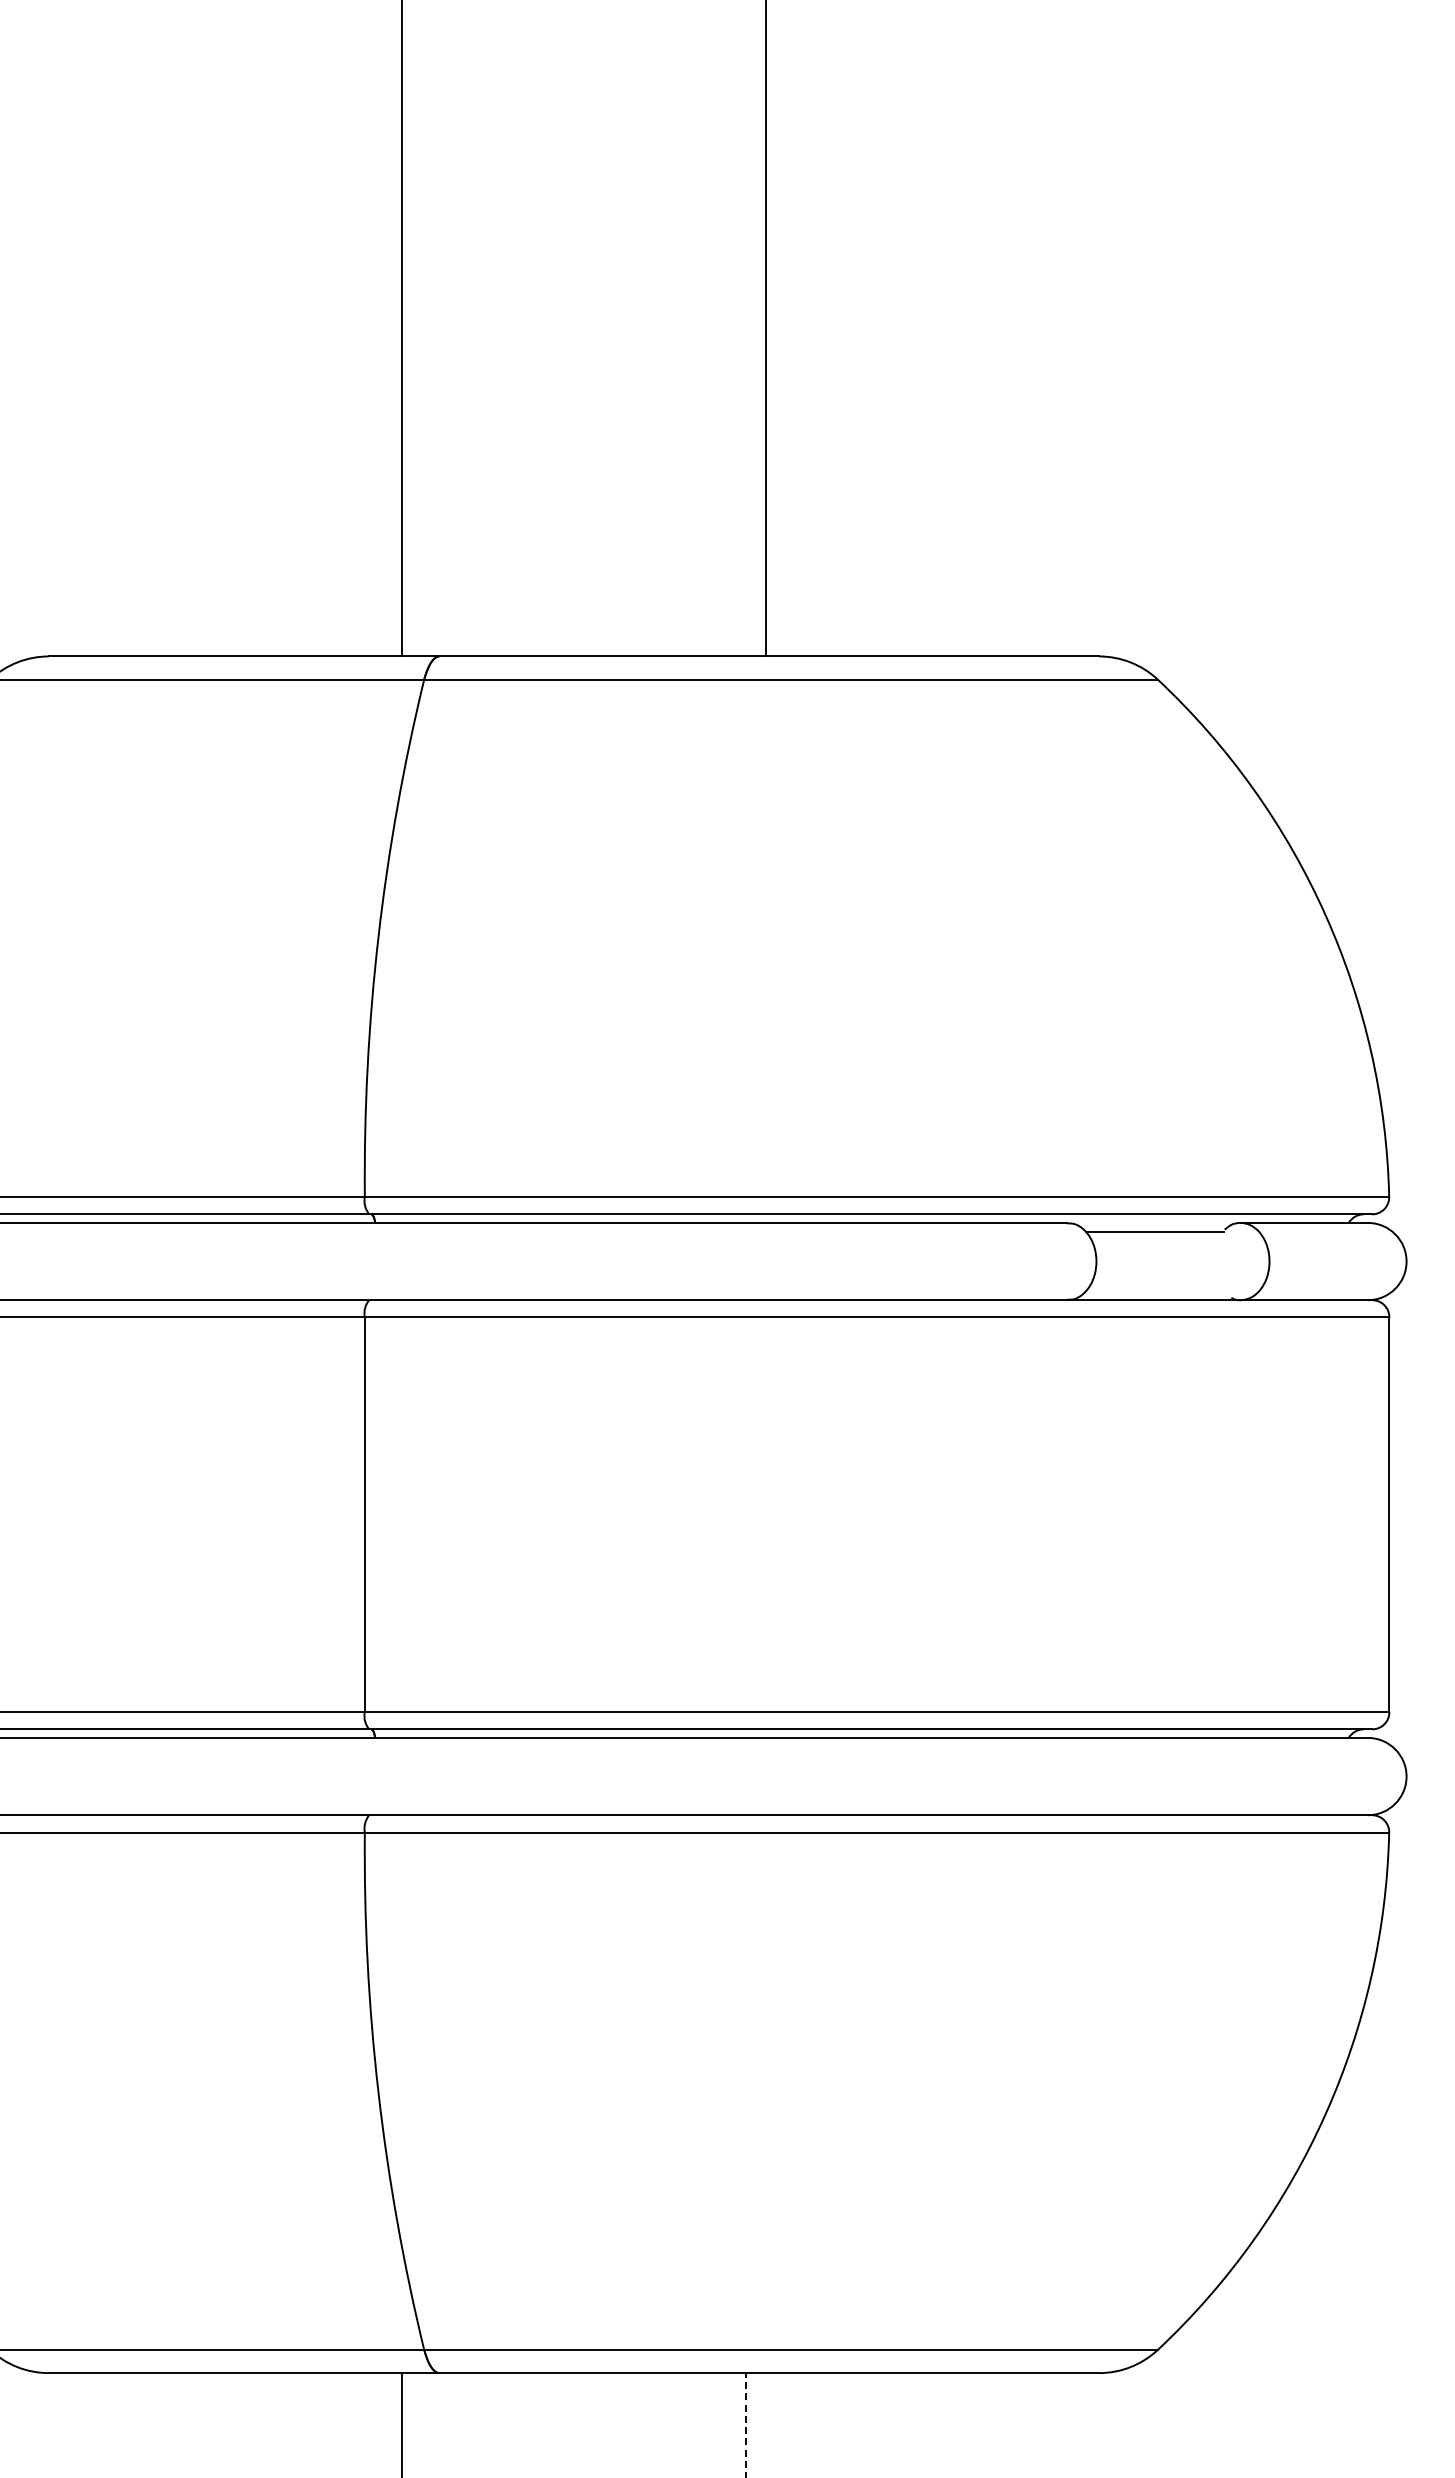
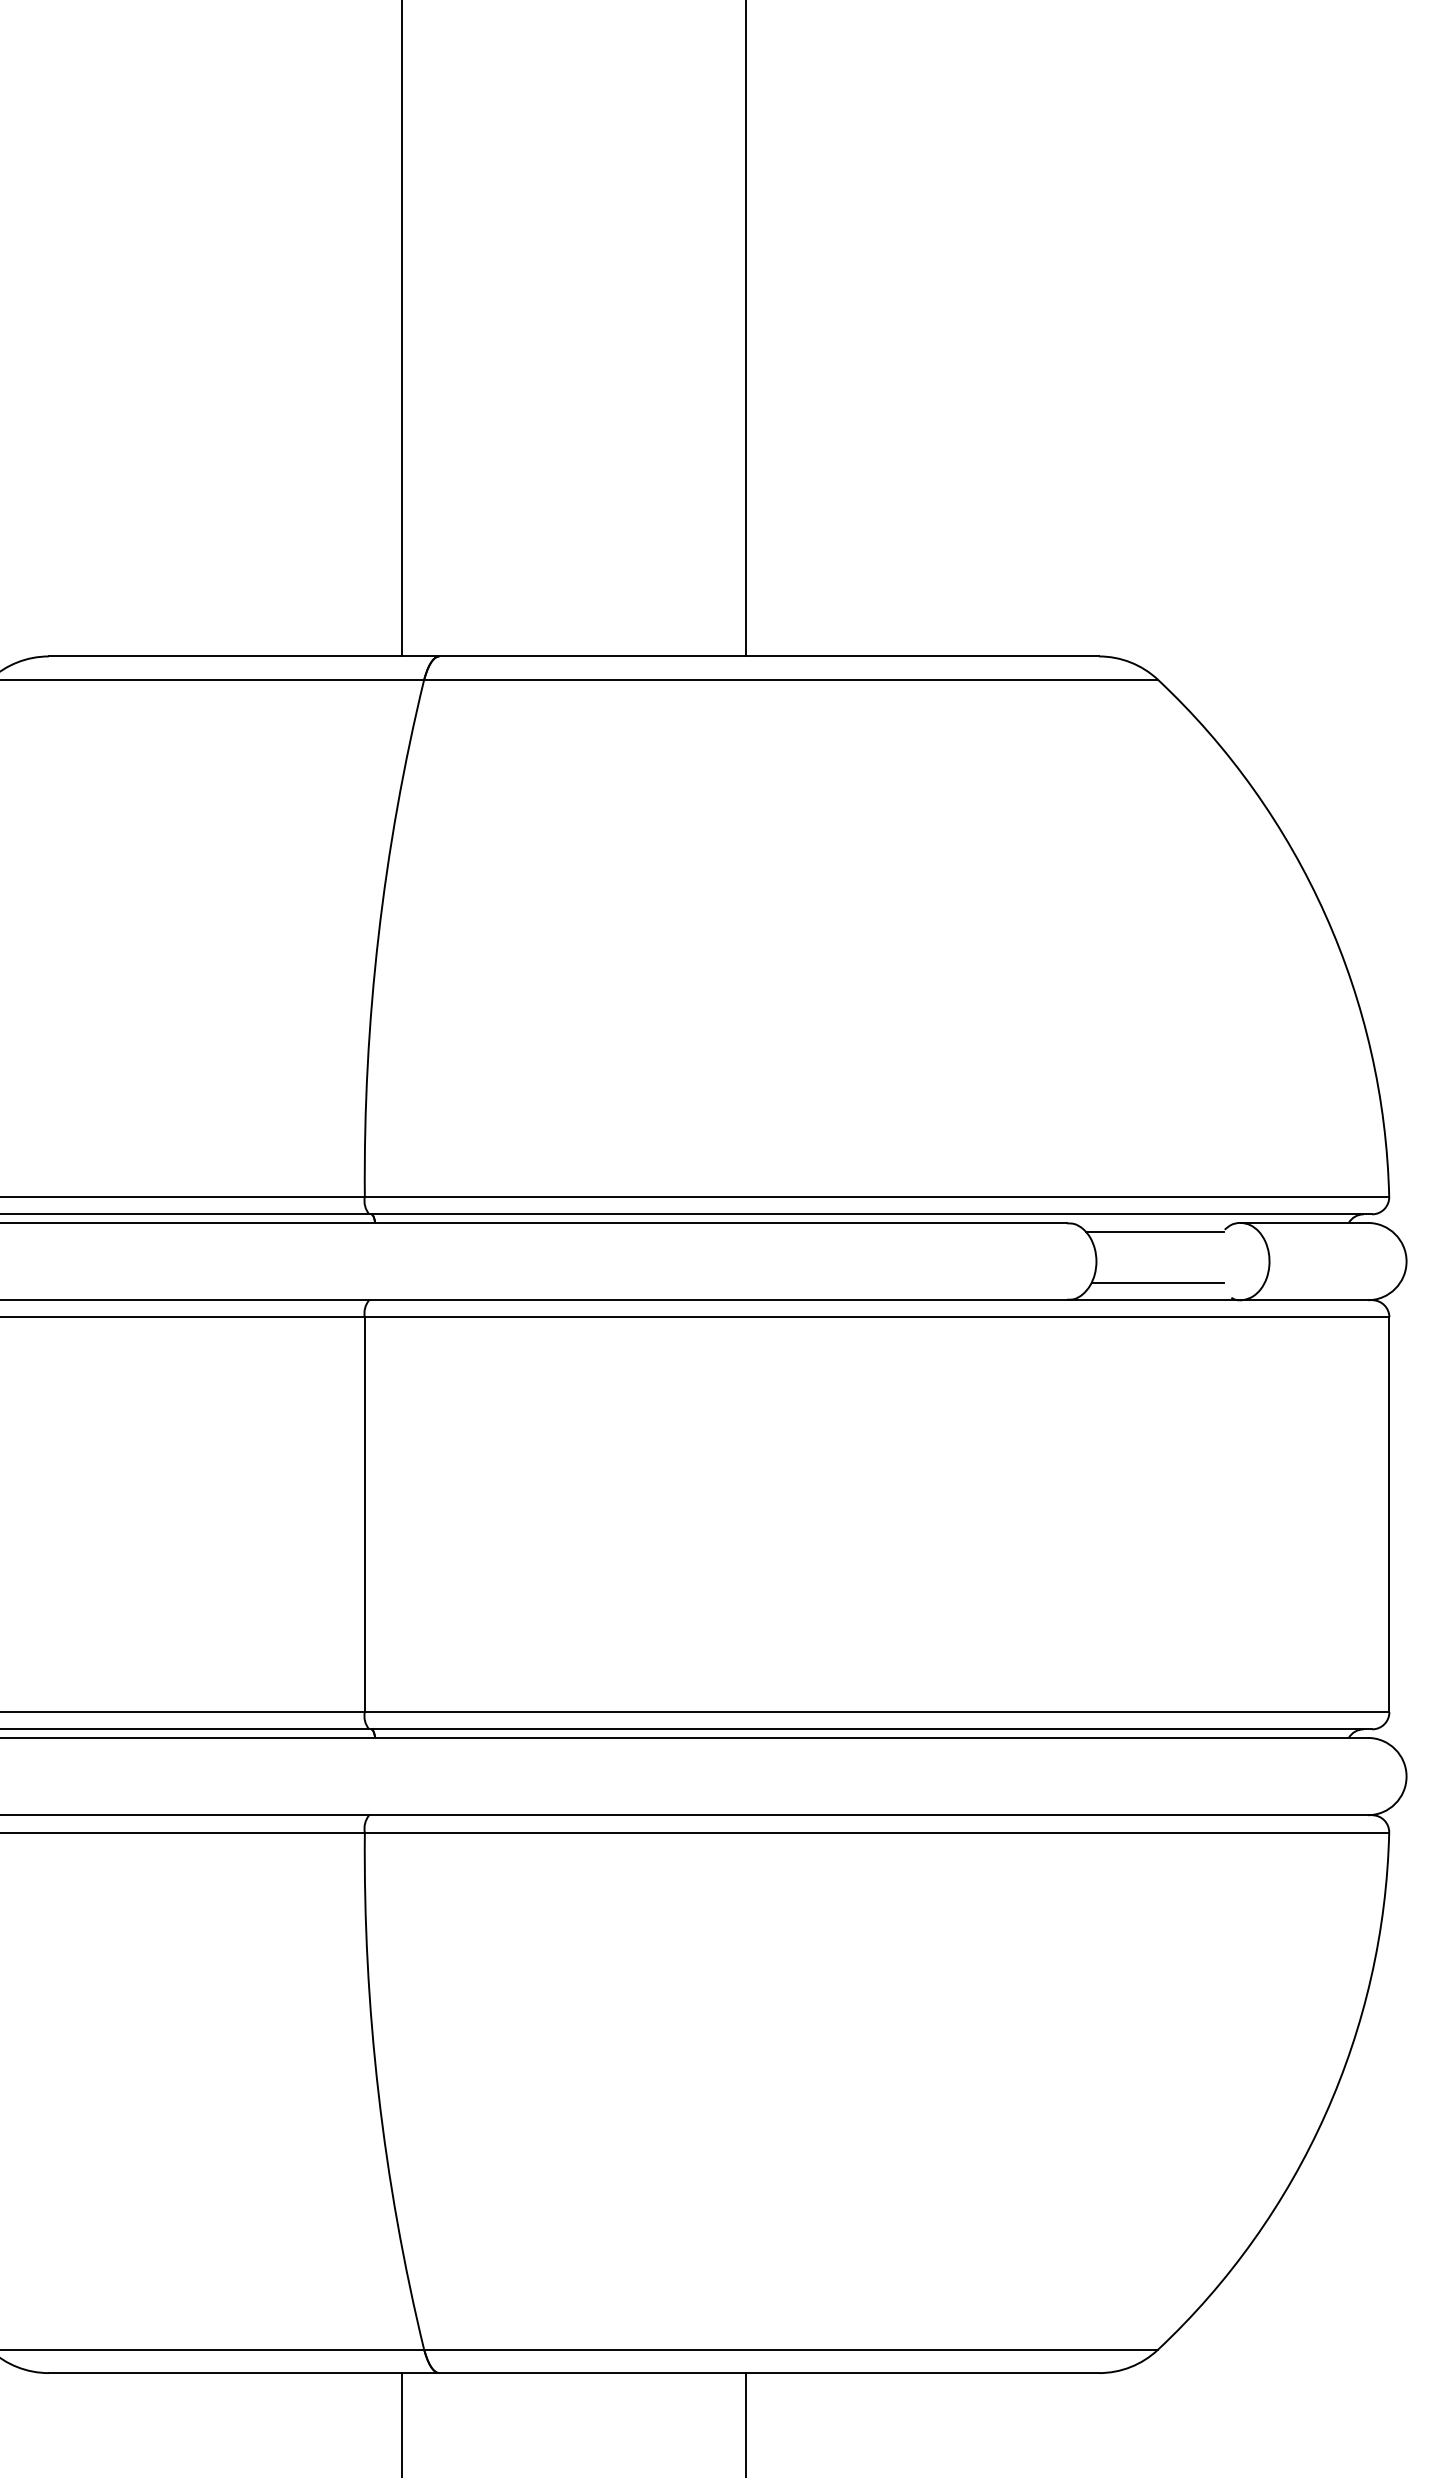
line position: (765, 329) -> (745, 329) (745, 329)
line: none -> present (1157, 1283)
line: dashed -> solid (745, 2425)
